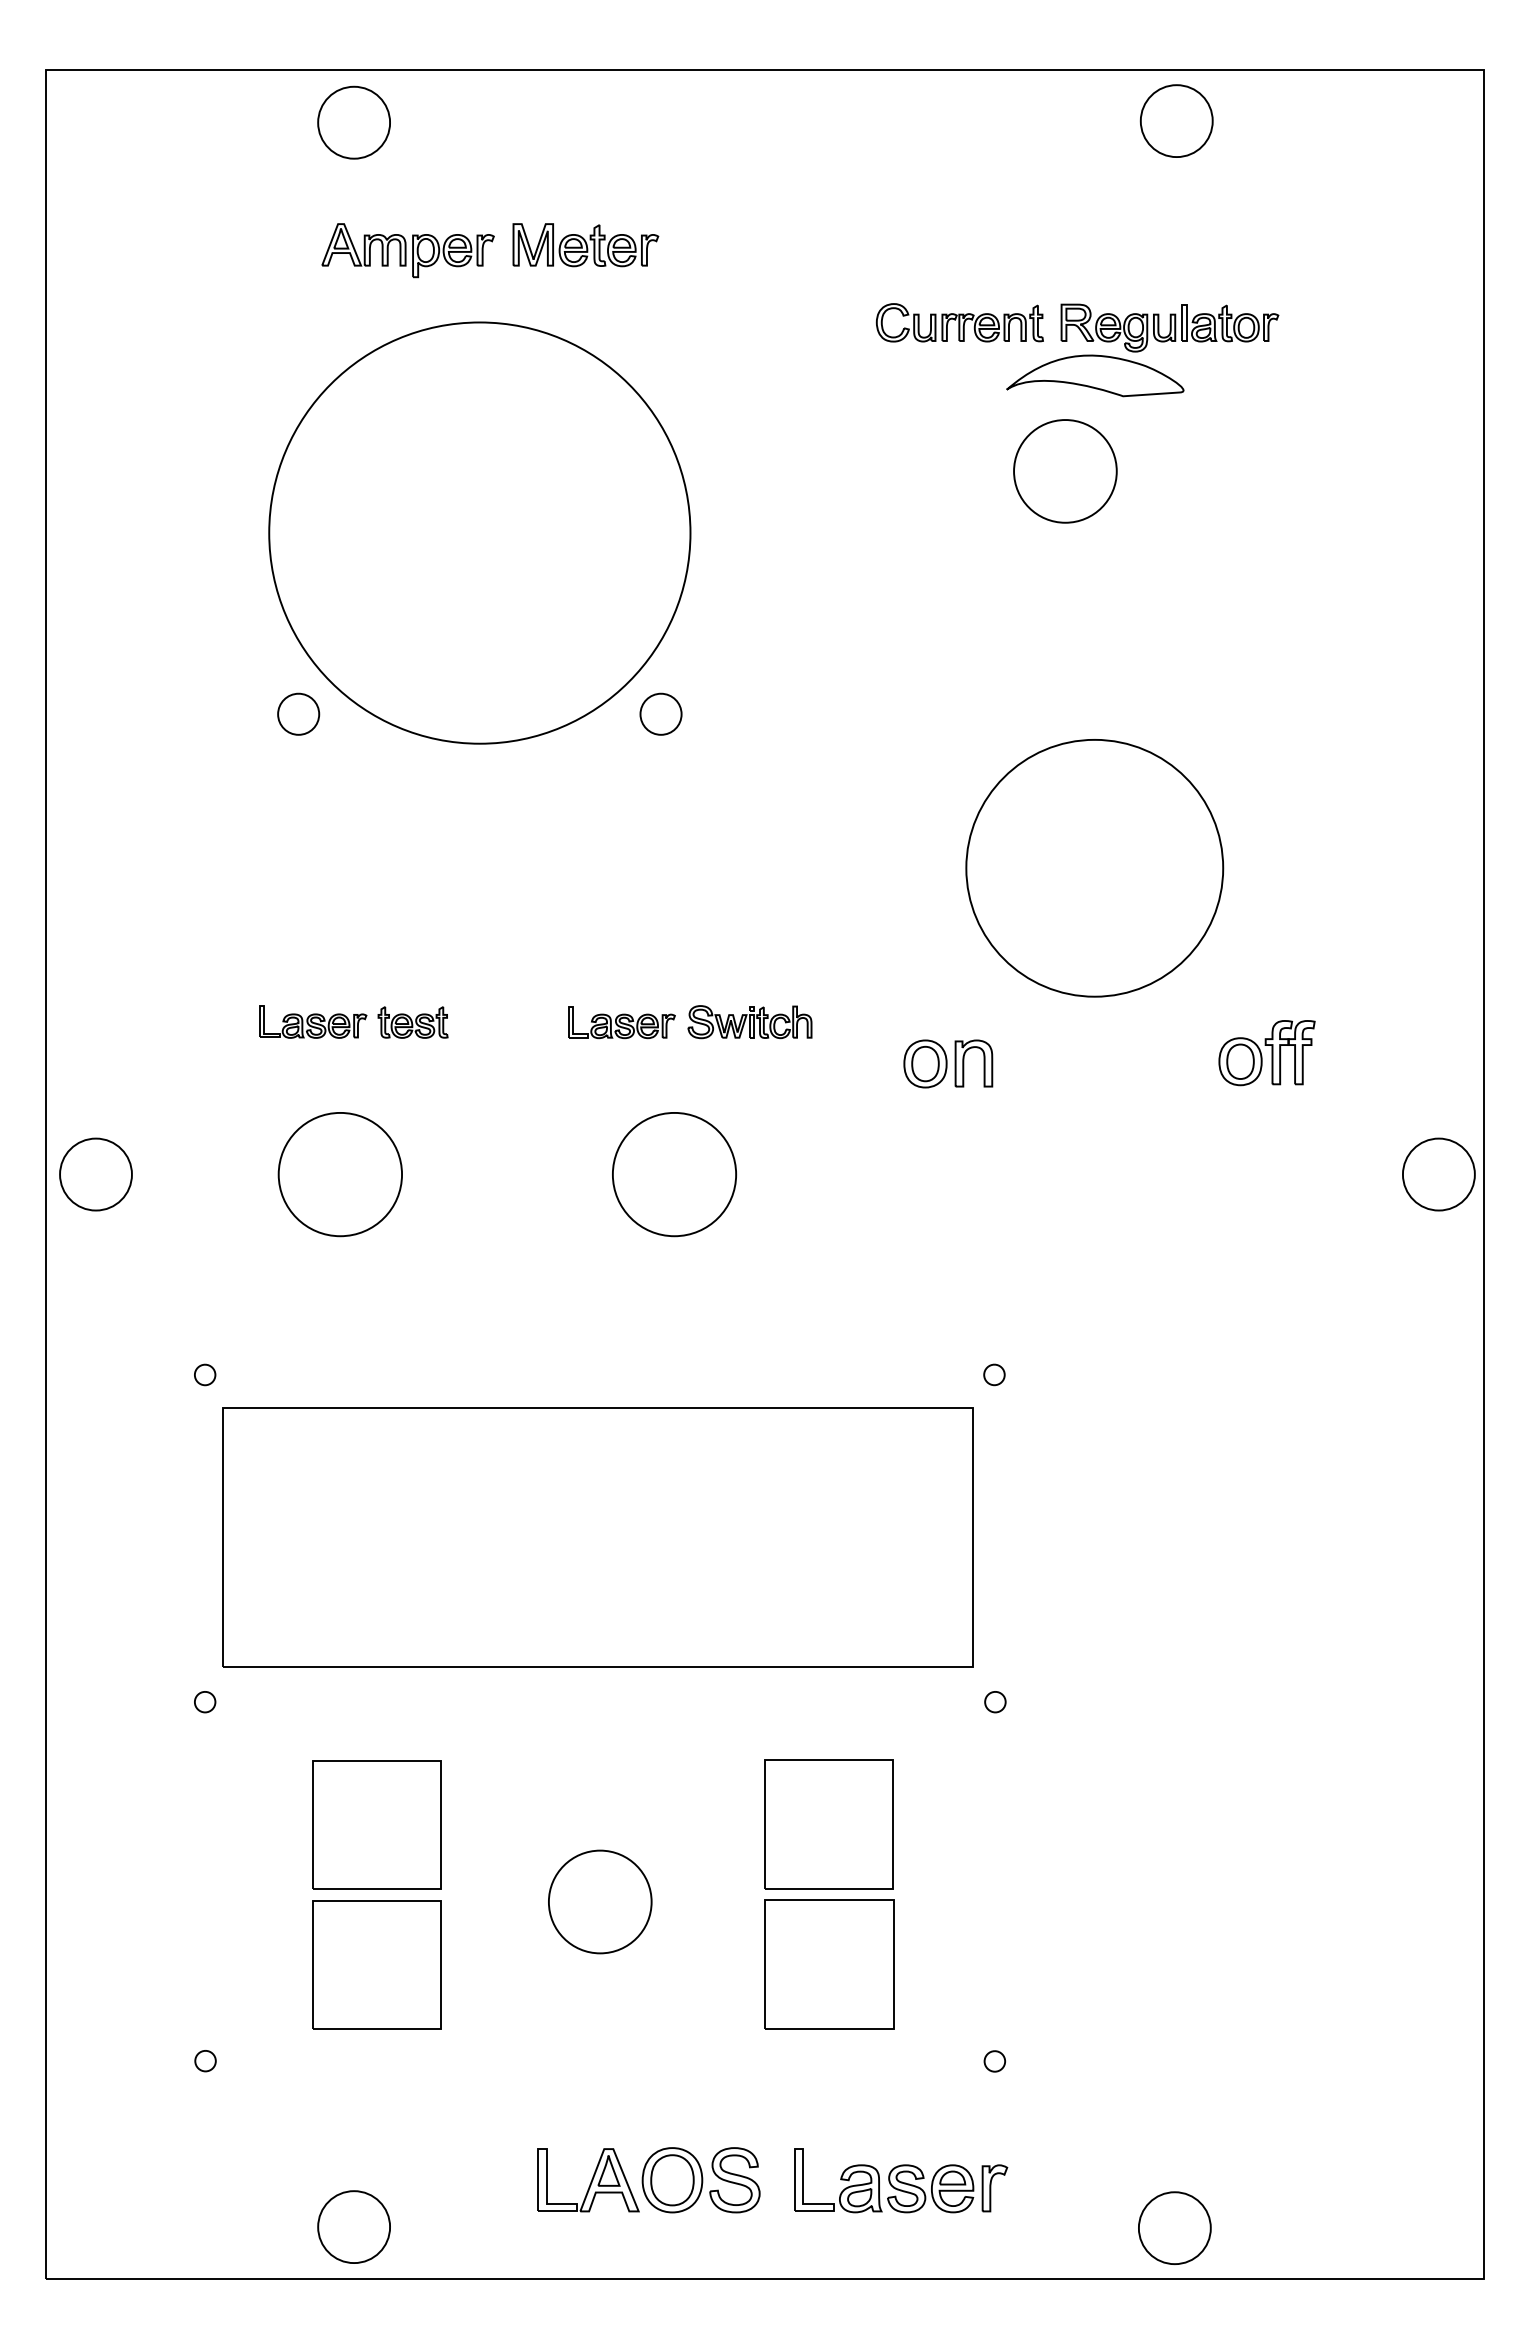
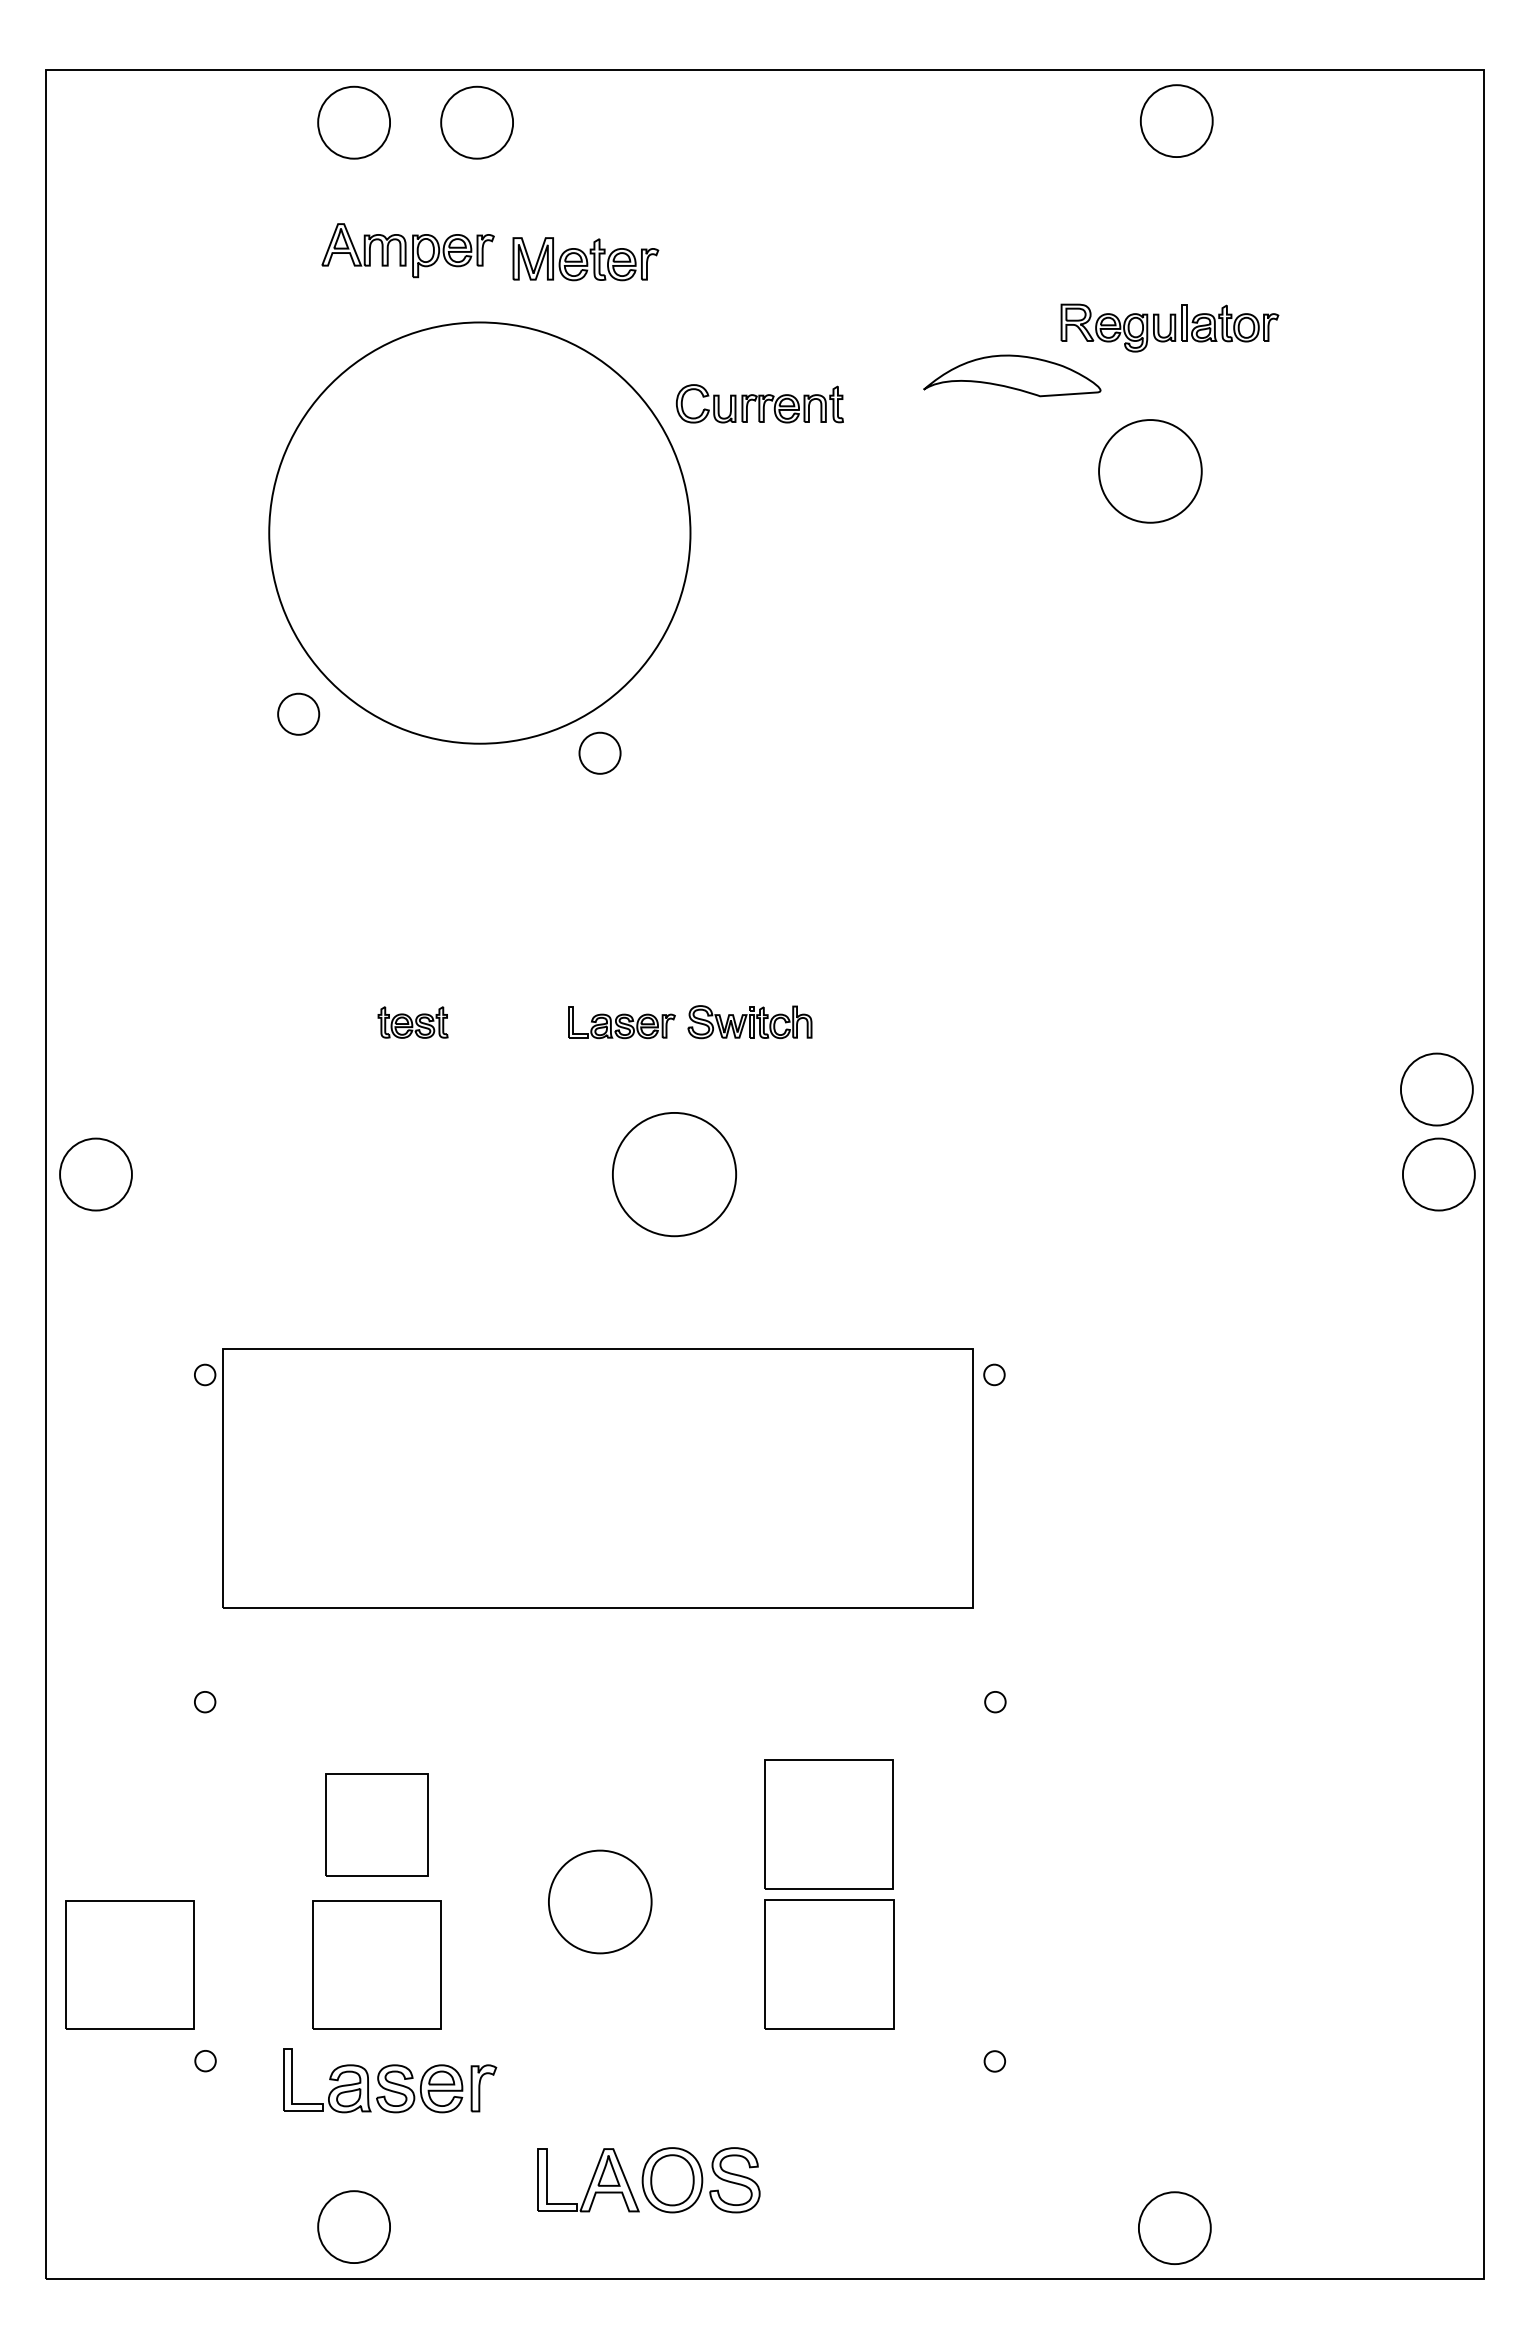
part: none -> present (476, 122)
part position: (585, 245) -> (585, 259) (585, 259)
part position: (959, 322) -> (759, 403) (759, 403)
part position: (1095, 375) -> (1012, 375) (1012, 375)
part position: (1065, 471) -> (1150, 471) (1150, 471)
part position: (660, 713) -> (599, 752) (599, 752)
part: present -> none (1094, 868)
part: present -> none (313, 1021)
part: present -> none (1266, 1053)
part: present -> none (948, 1063)
part: none -> present (1436, 1089)
part: present -> none (339, 1174)
part position: (597, 1537) -> (597, 1478) (597, 1478)
part size: 130x130 px -> 104x104 px (376, 1824)
part: none -> present (129, 1964)
part position: (901, 2180) -> (390, 2080) (390, 2080)
